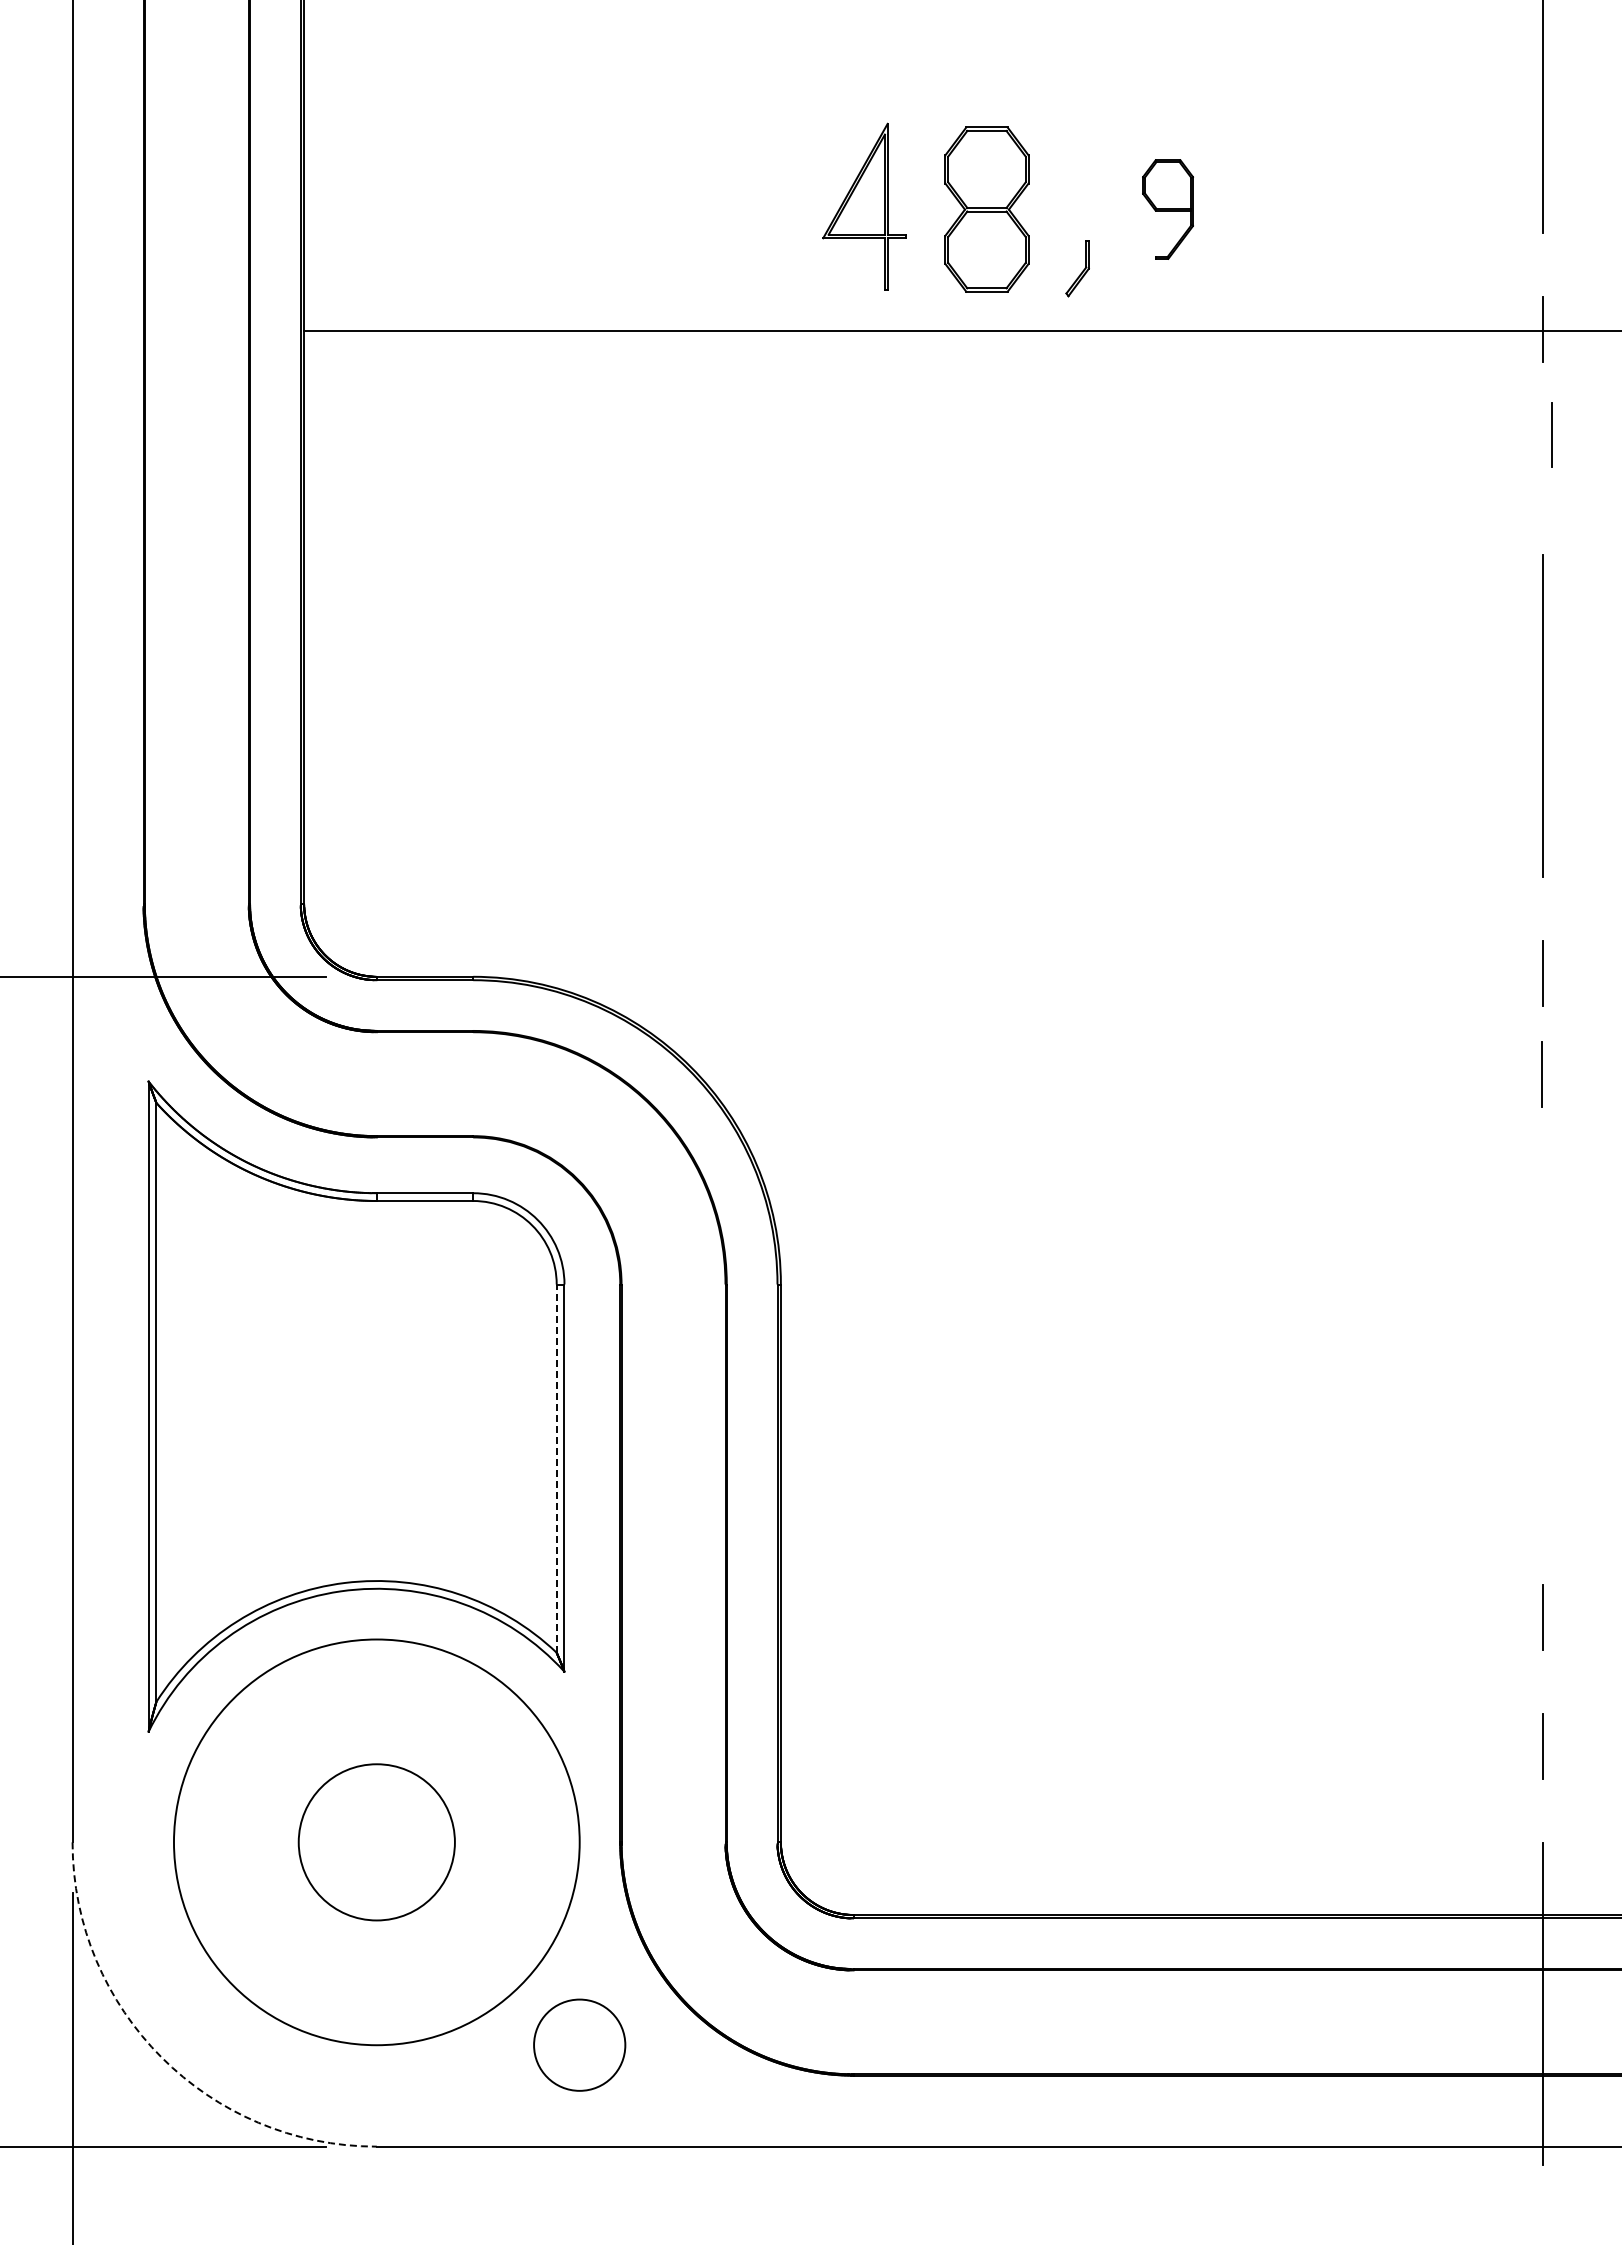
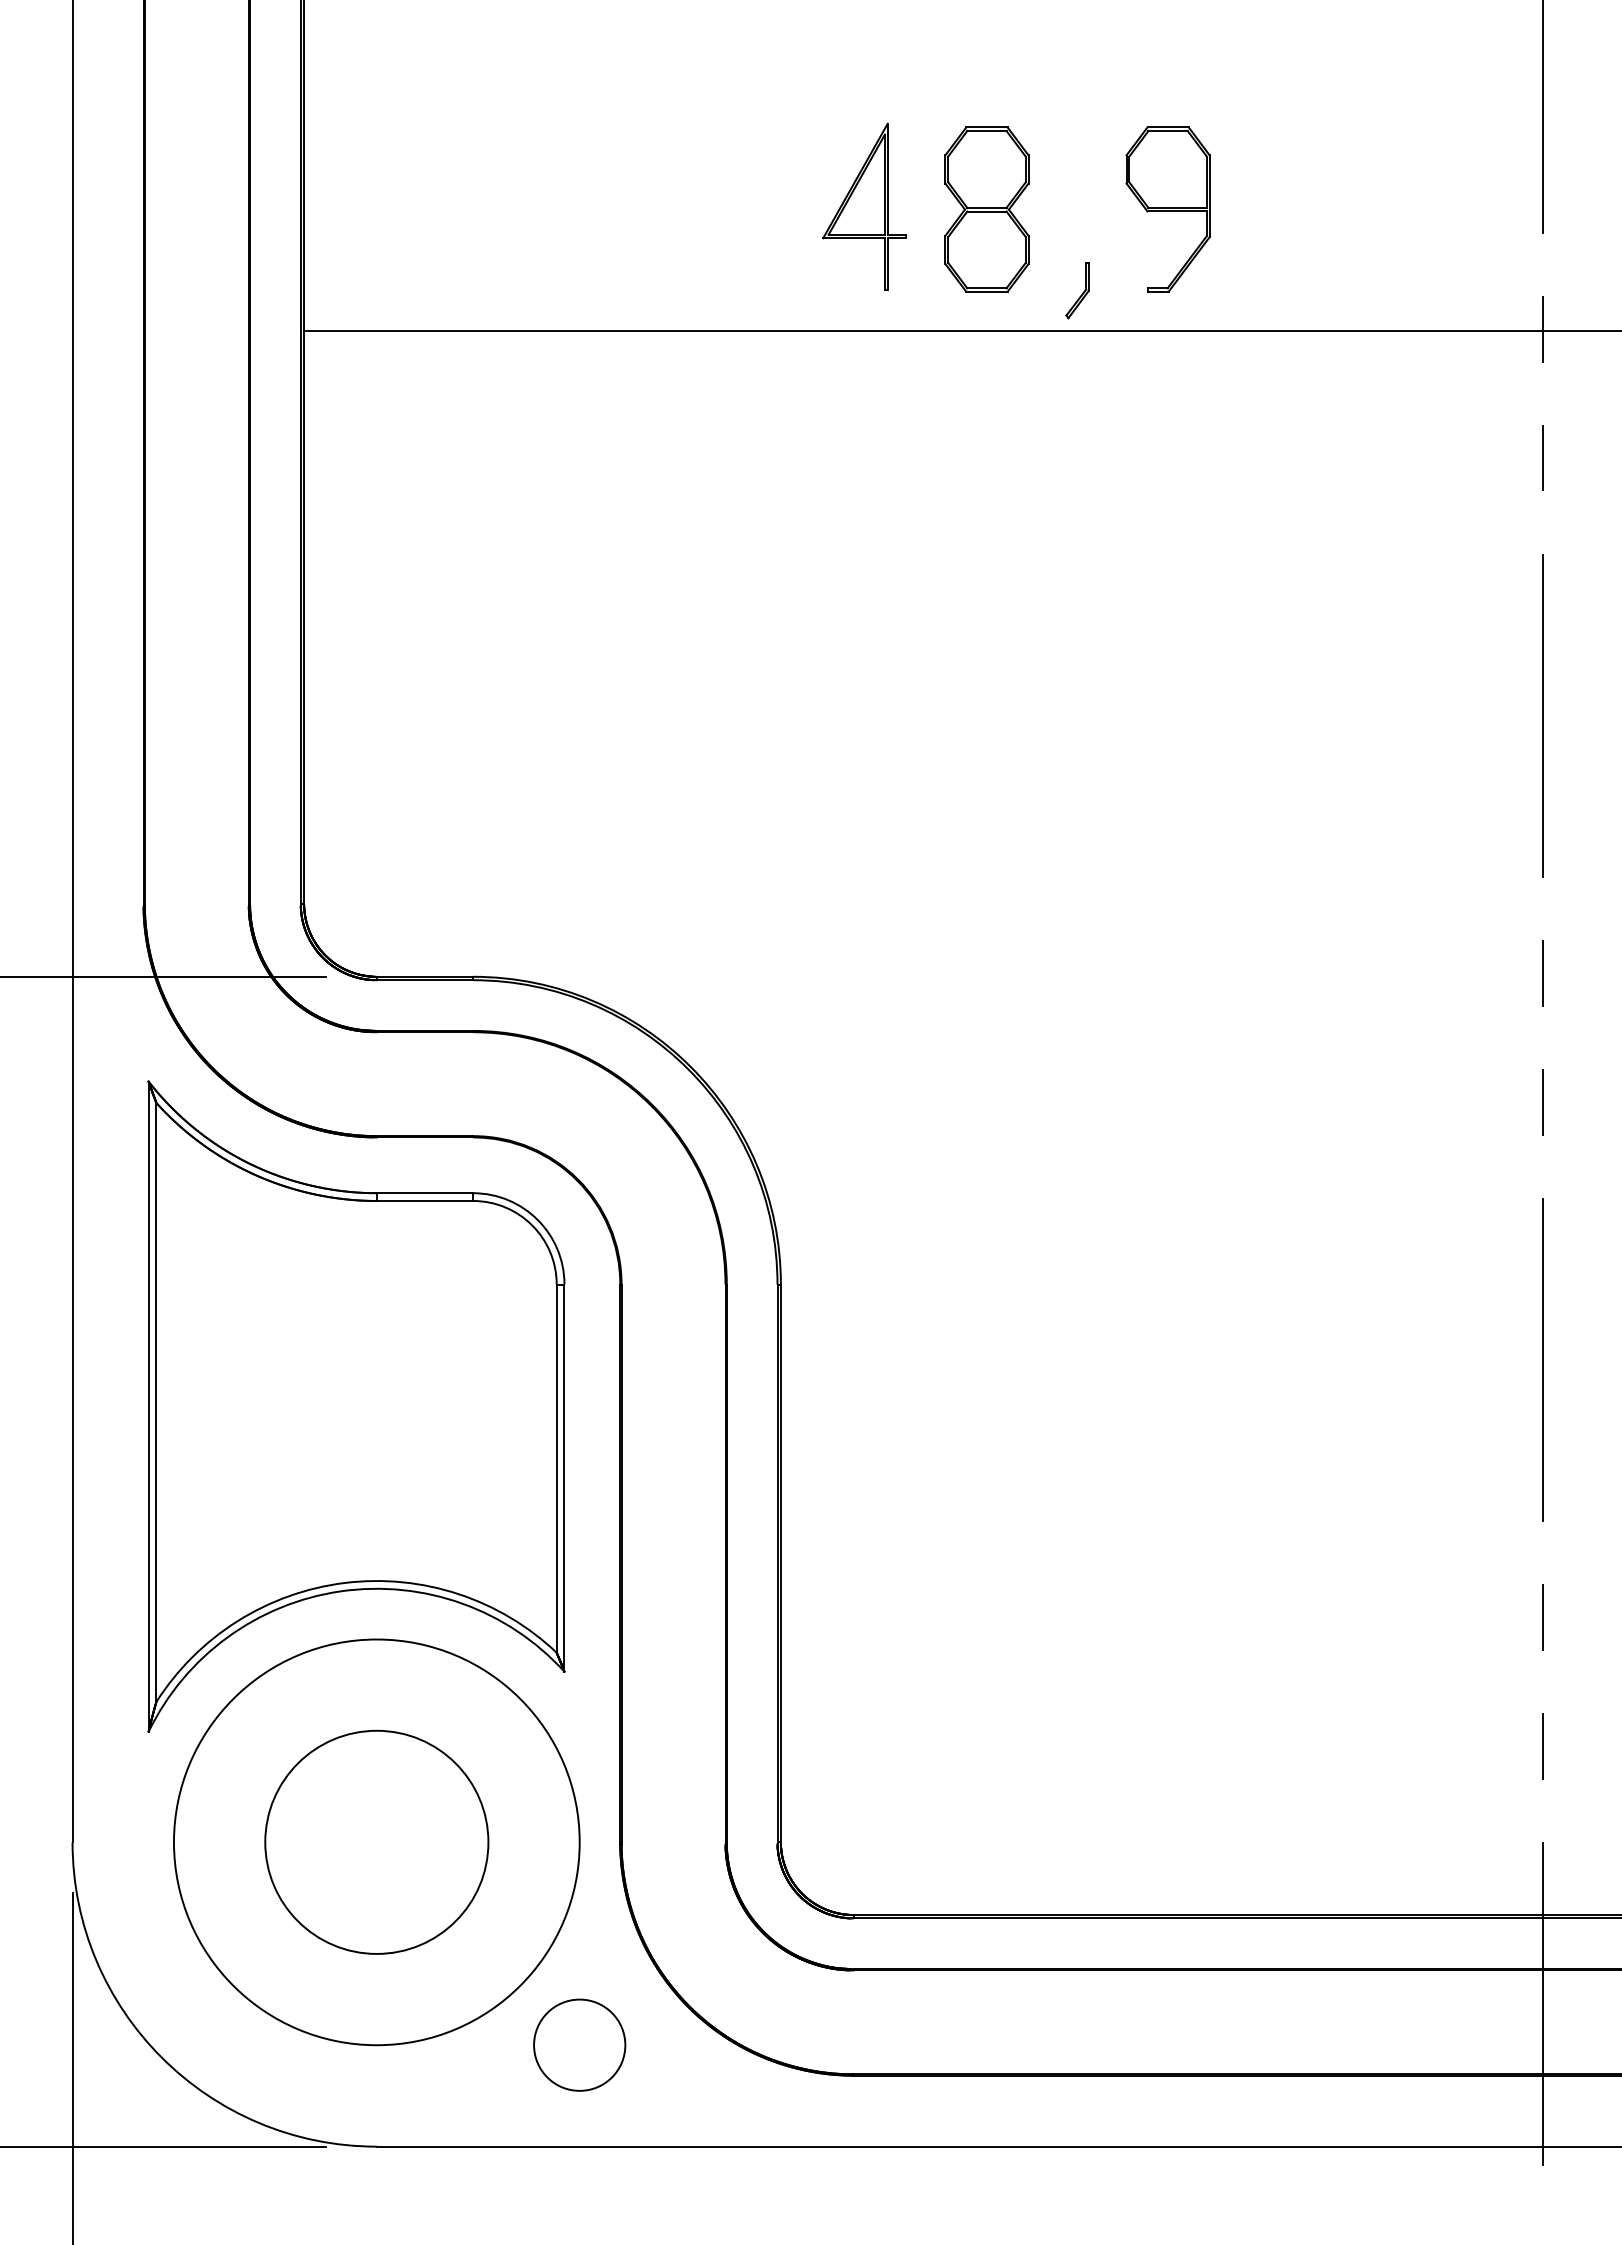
part size: 52x101 px -> 86x167 px (1167, 209)
part position: (1077, 268) -> (1077, 290) (1077, 290)
line position: (1551, 434) -> (1542, 457) (1542, 457)
line position: (1541, 1074) -> (1542, 1102) (1542, 1102)
line: none -> present (1543, 1359)
line: dashed -> solid (556, 1468)
circle diameter: 156 px -> 223 px (376, 1841)
arc: dashed -> solid (161, 2057)
